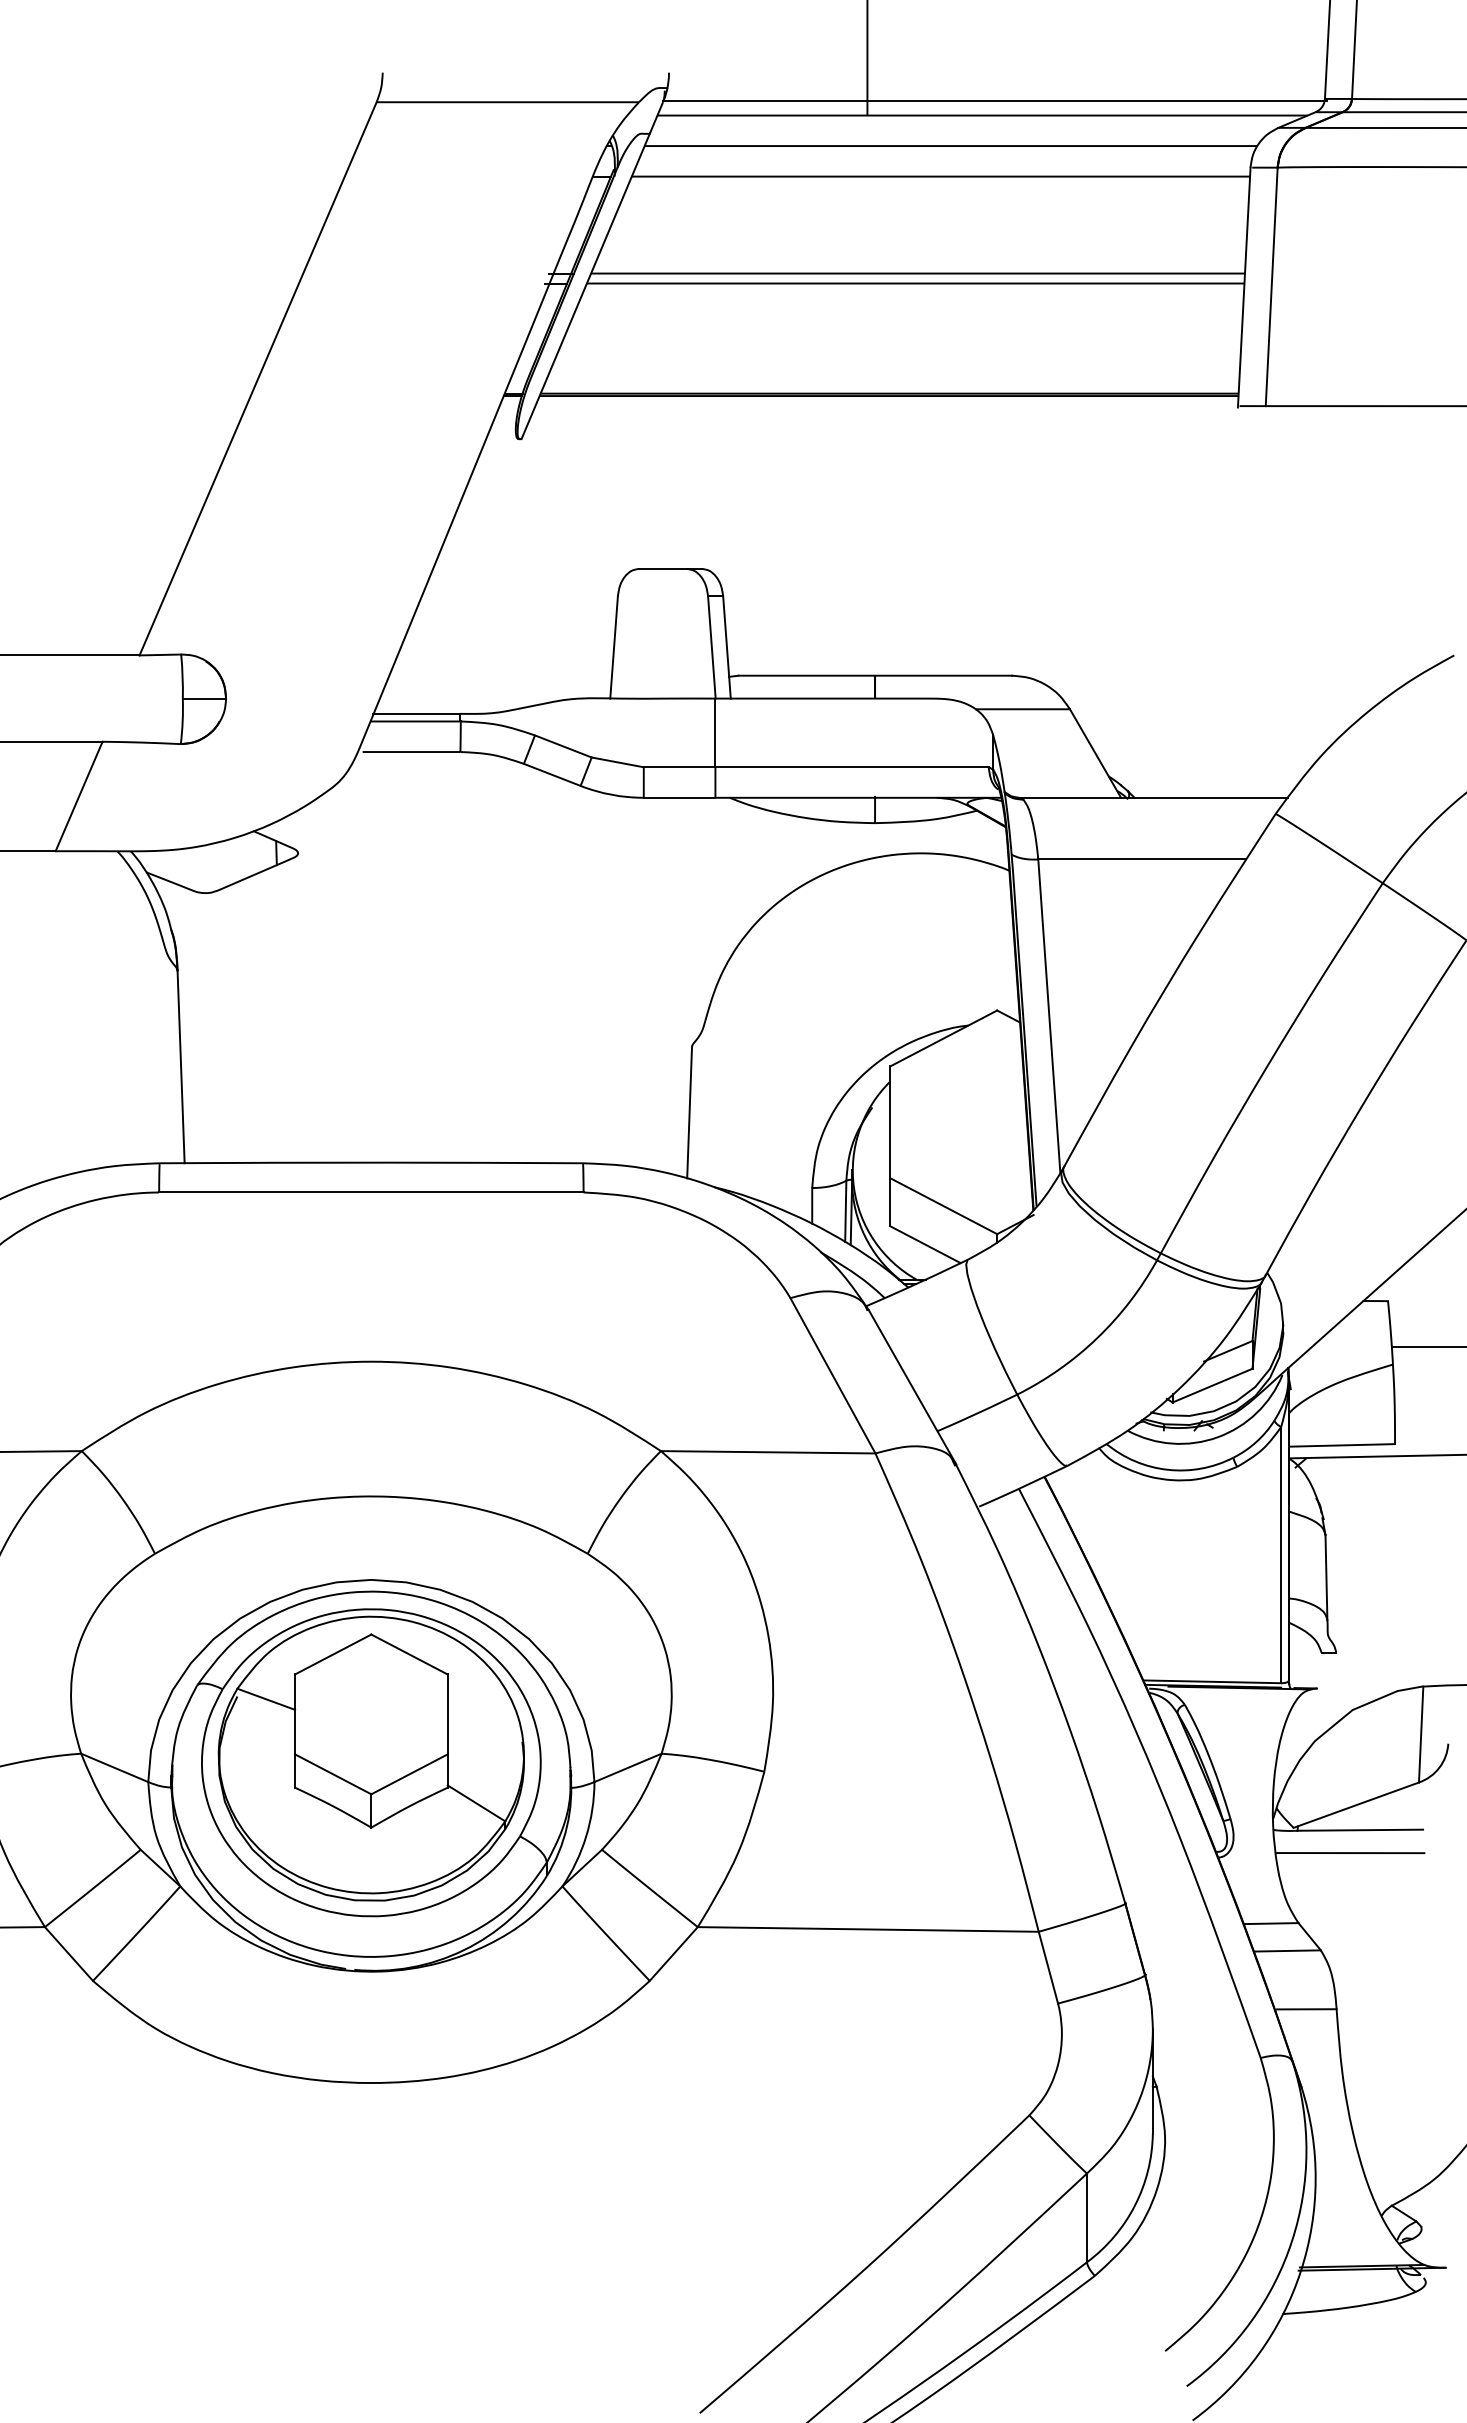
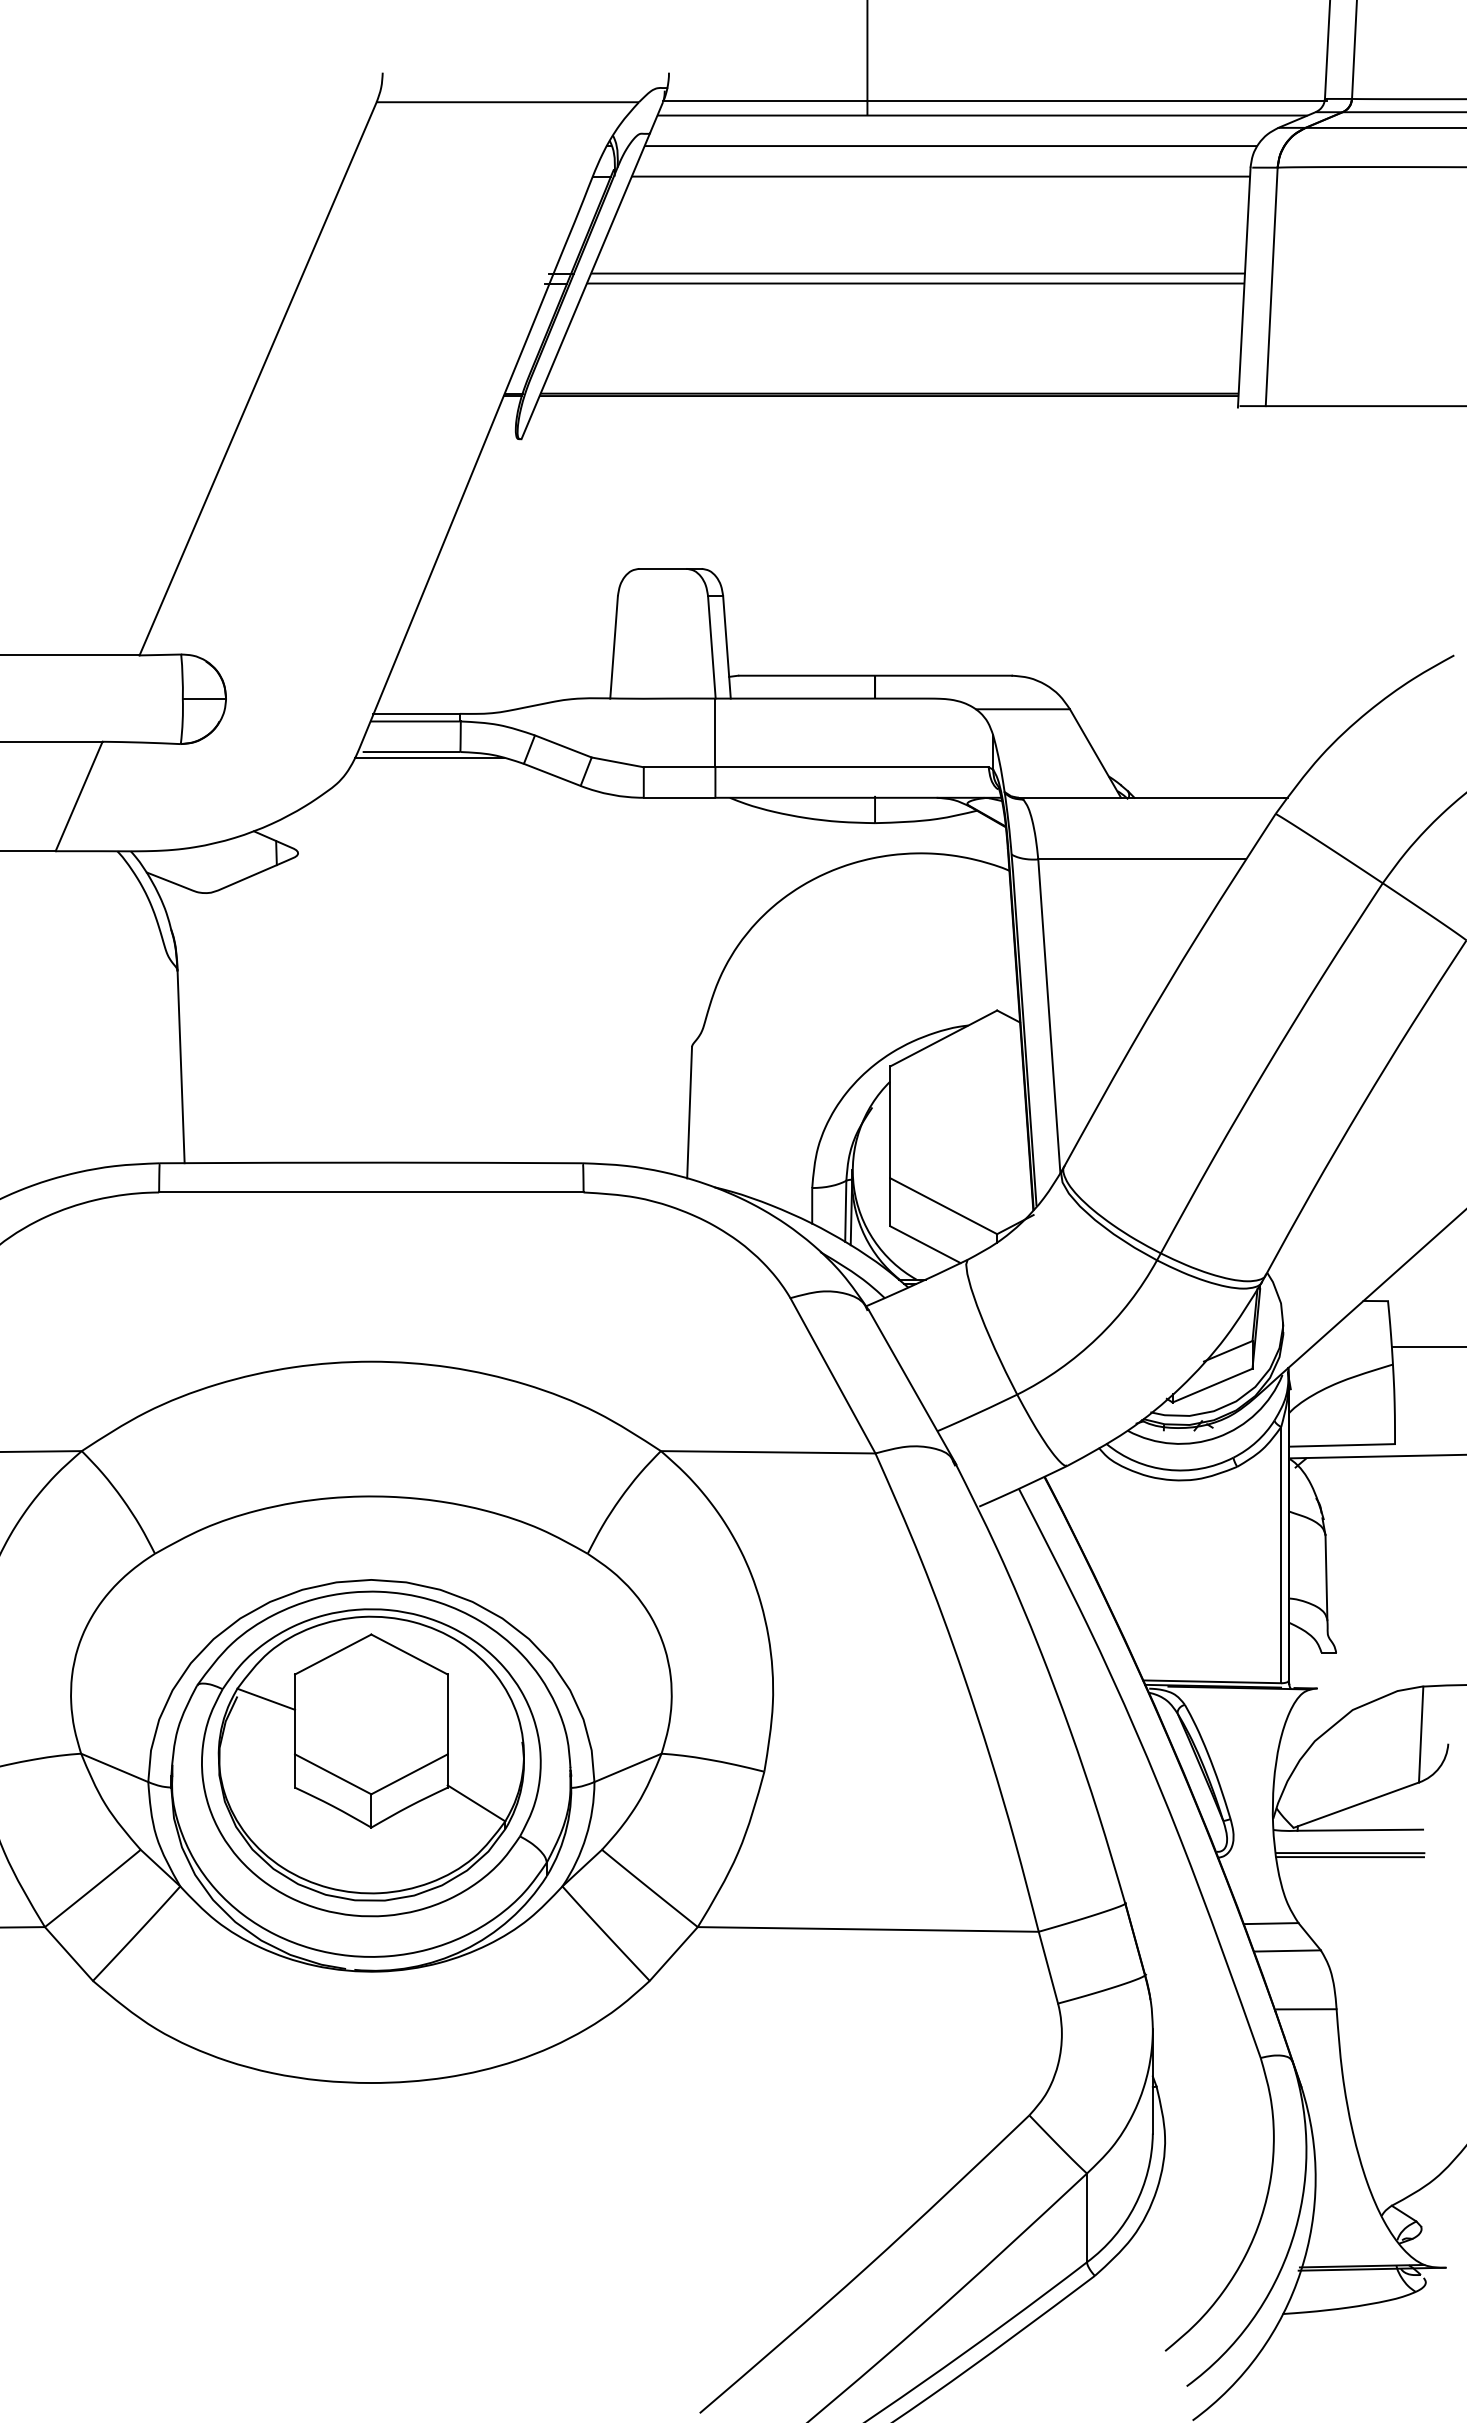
line: none -> present (429, 758)
line: none -> present (1350, 1857)
